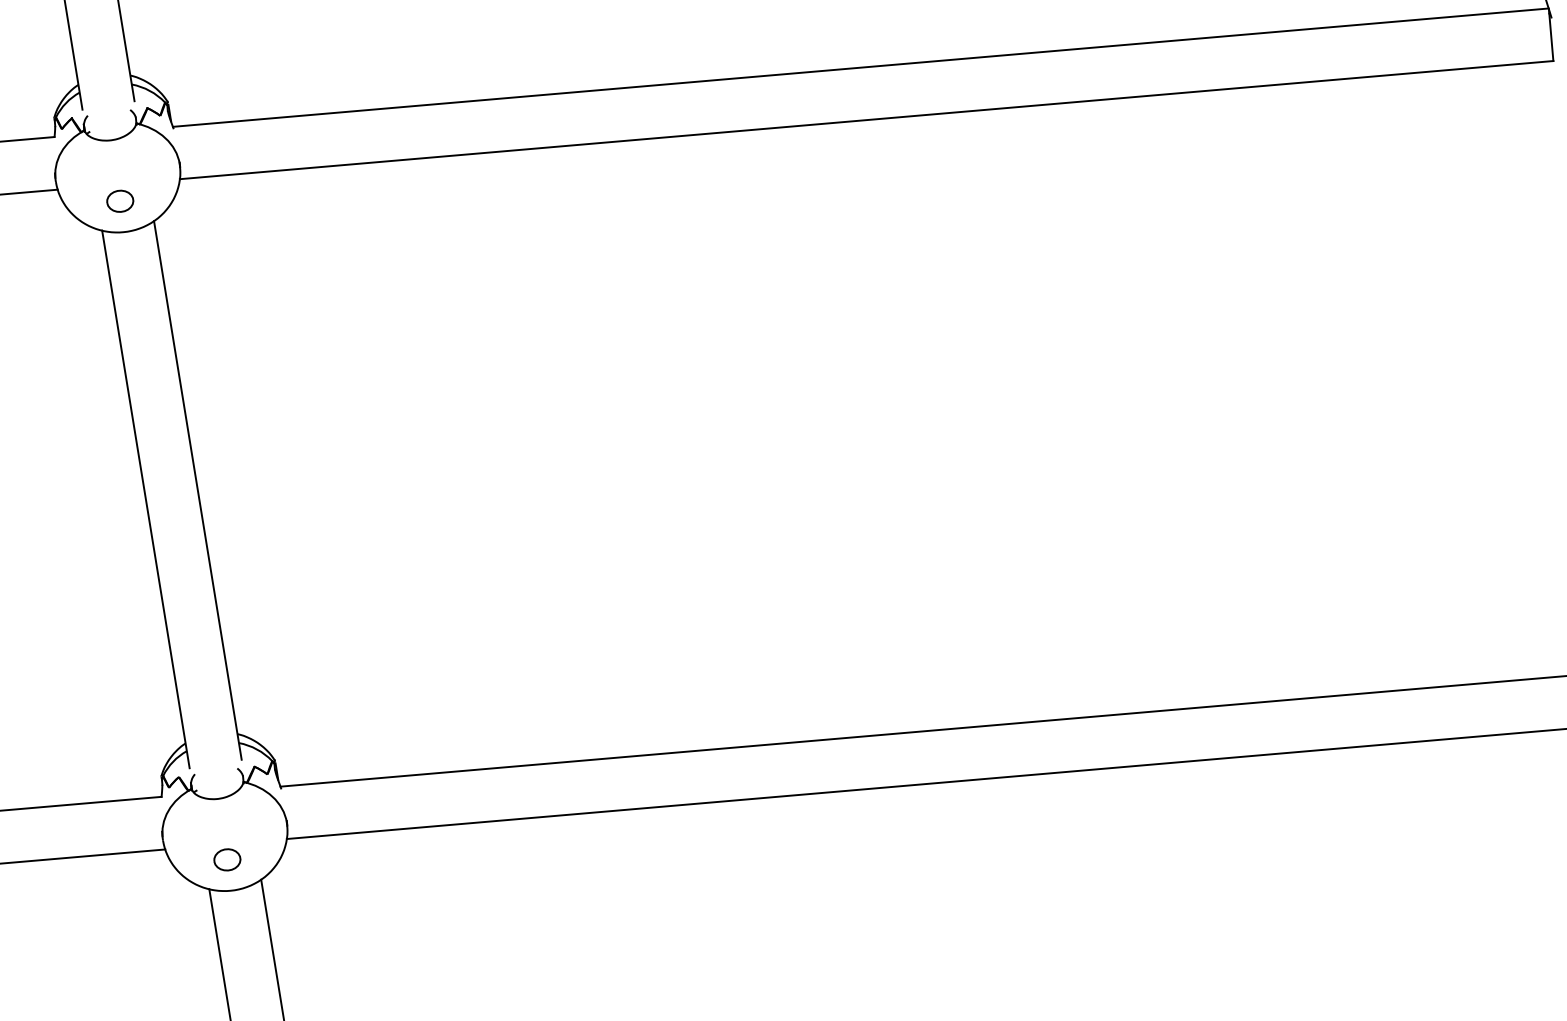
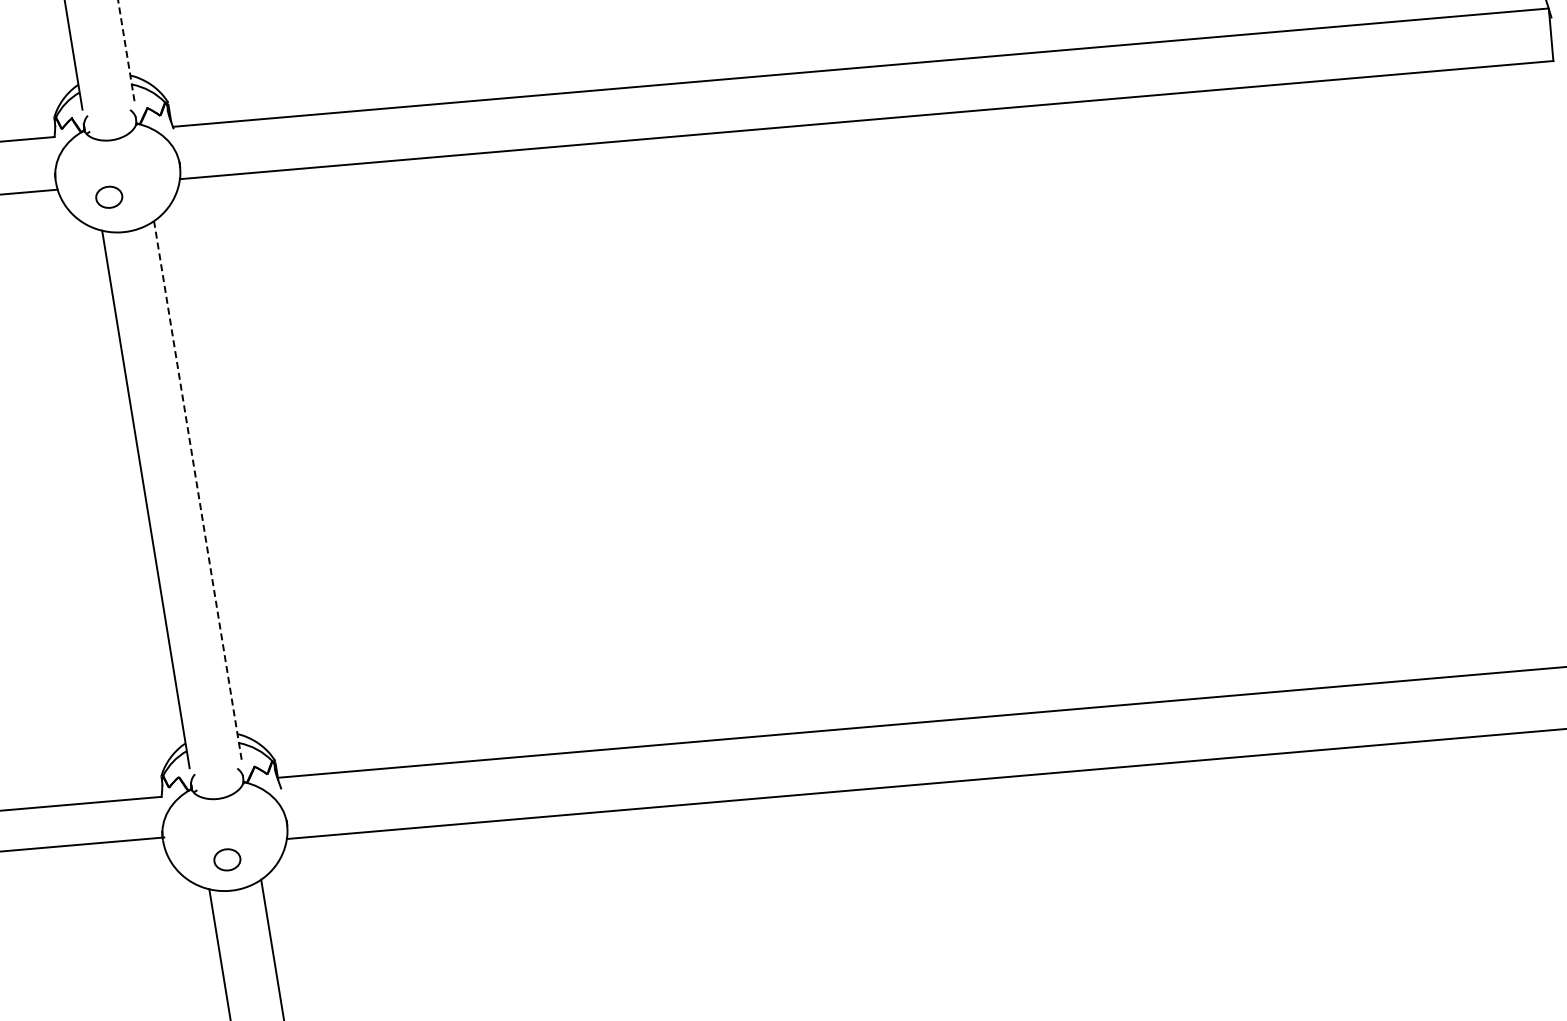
line: solid -> dashed (126, 50)
part position: (120, 200) -> (109, 196) (109, 196)
line: solid -> dashed (197, 490)
line position: (921, 731) -> (921, 722) (921, 722)
line position: (83, 856) -> (83, 844) (83, 844)
